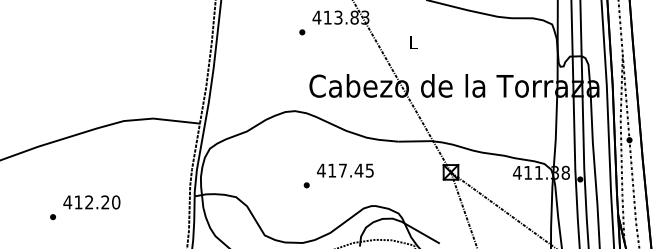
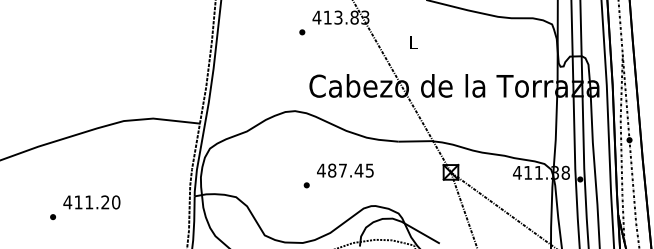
text: 417.45 -> 487.45 (332, 170)
text: 412.20 -> 411.20 (89, 202)
